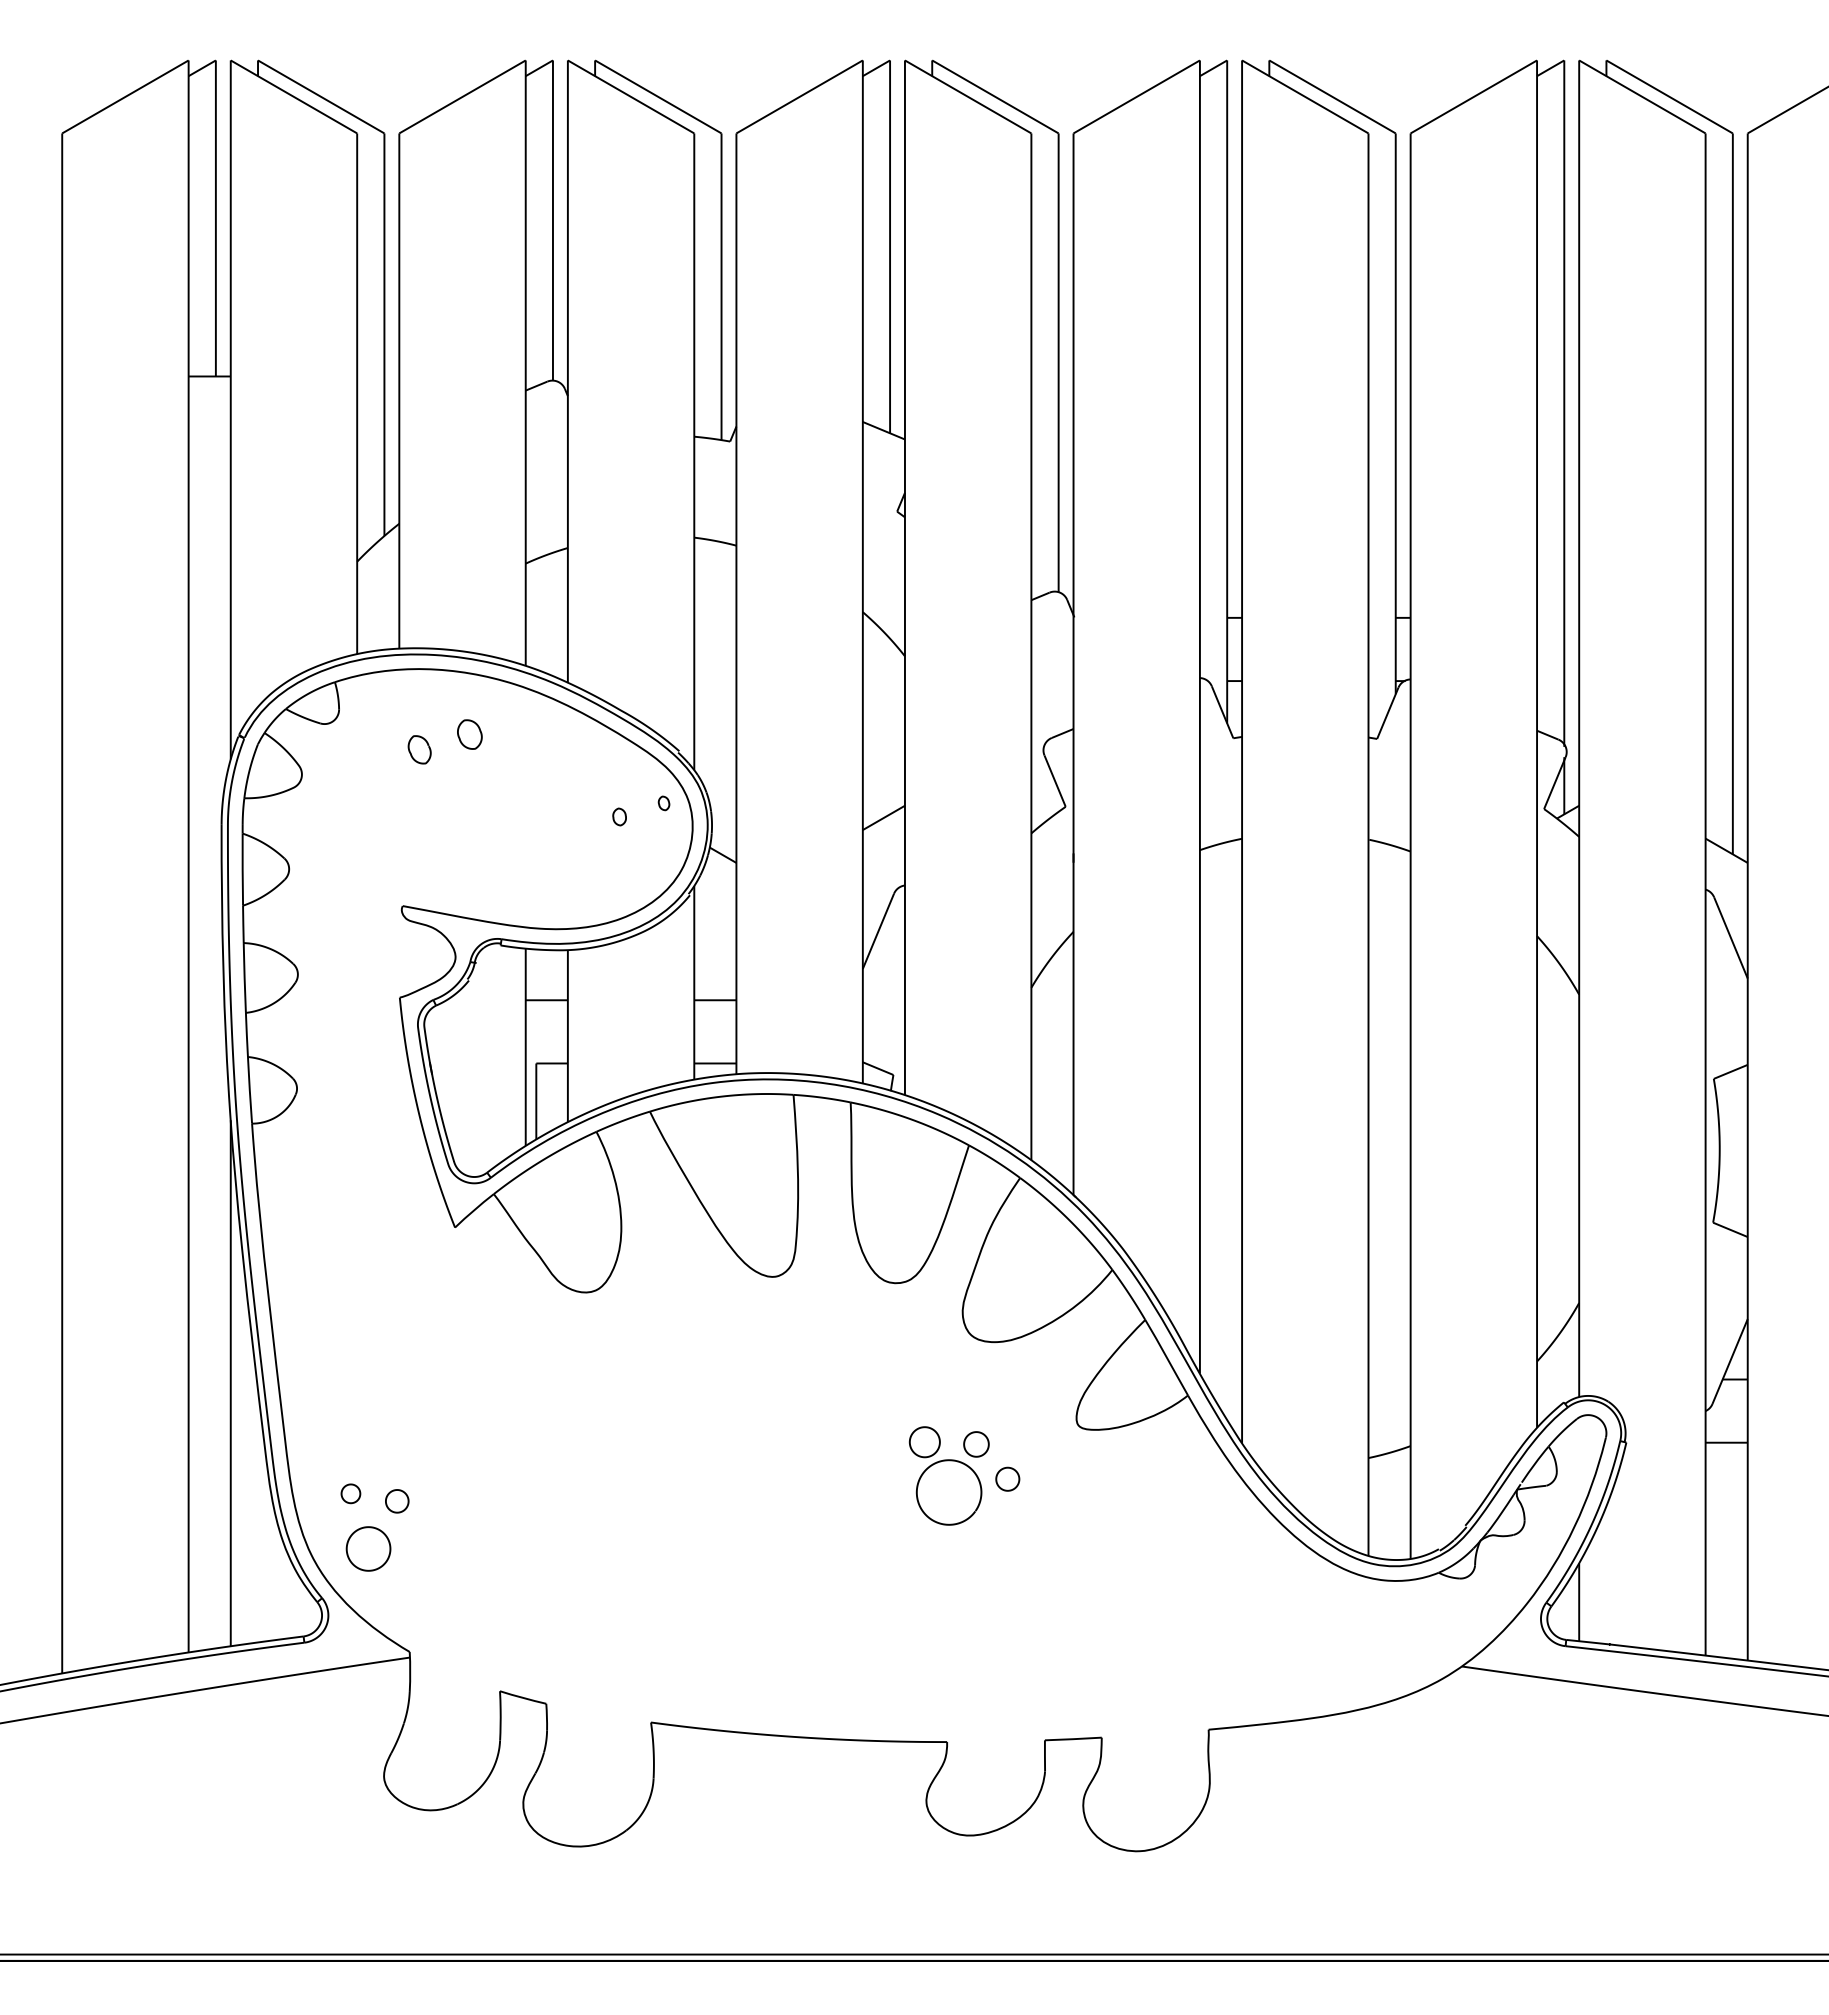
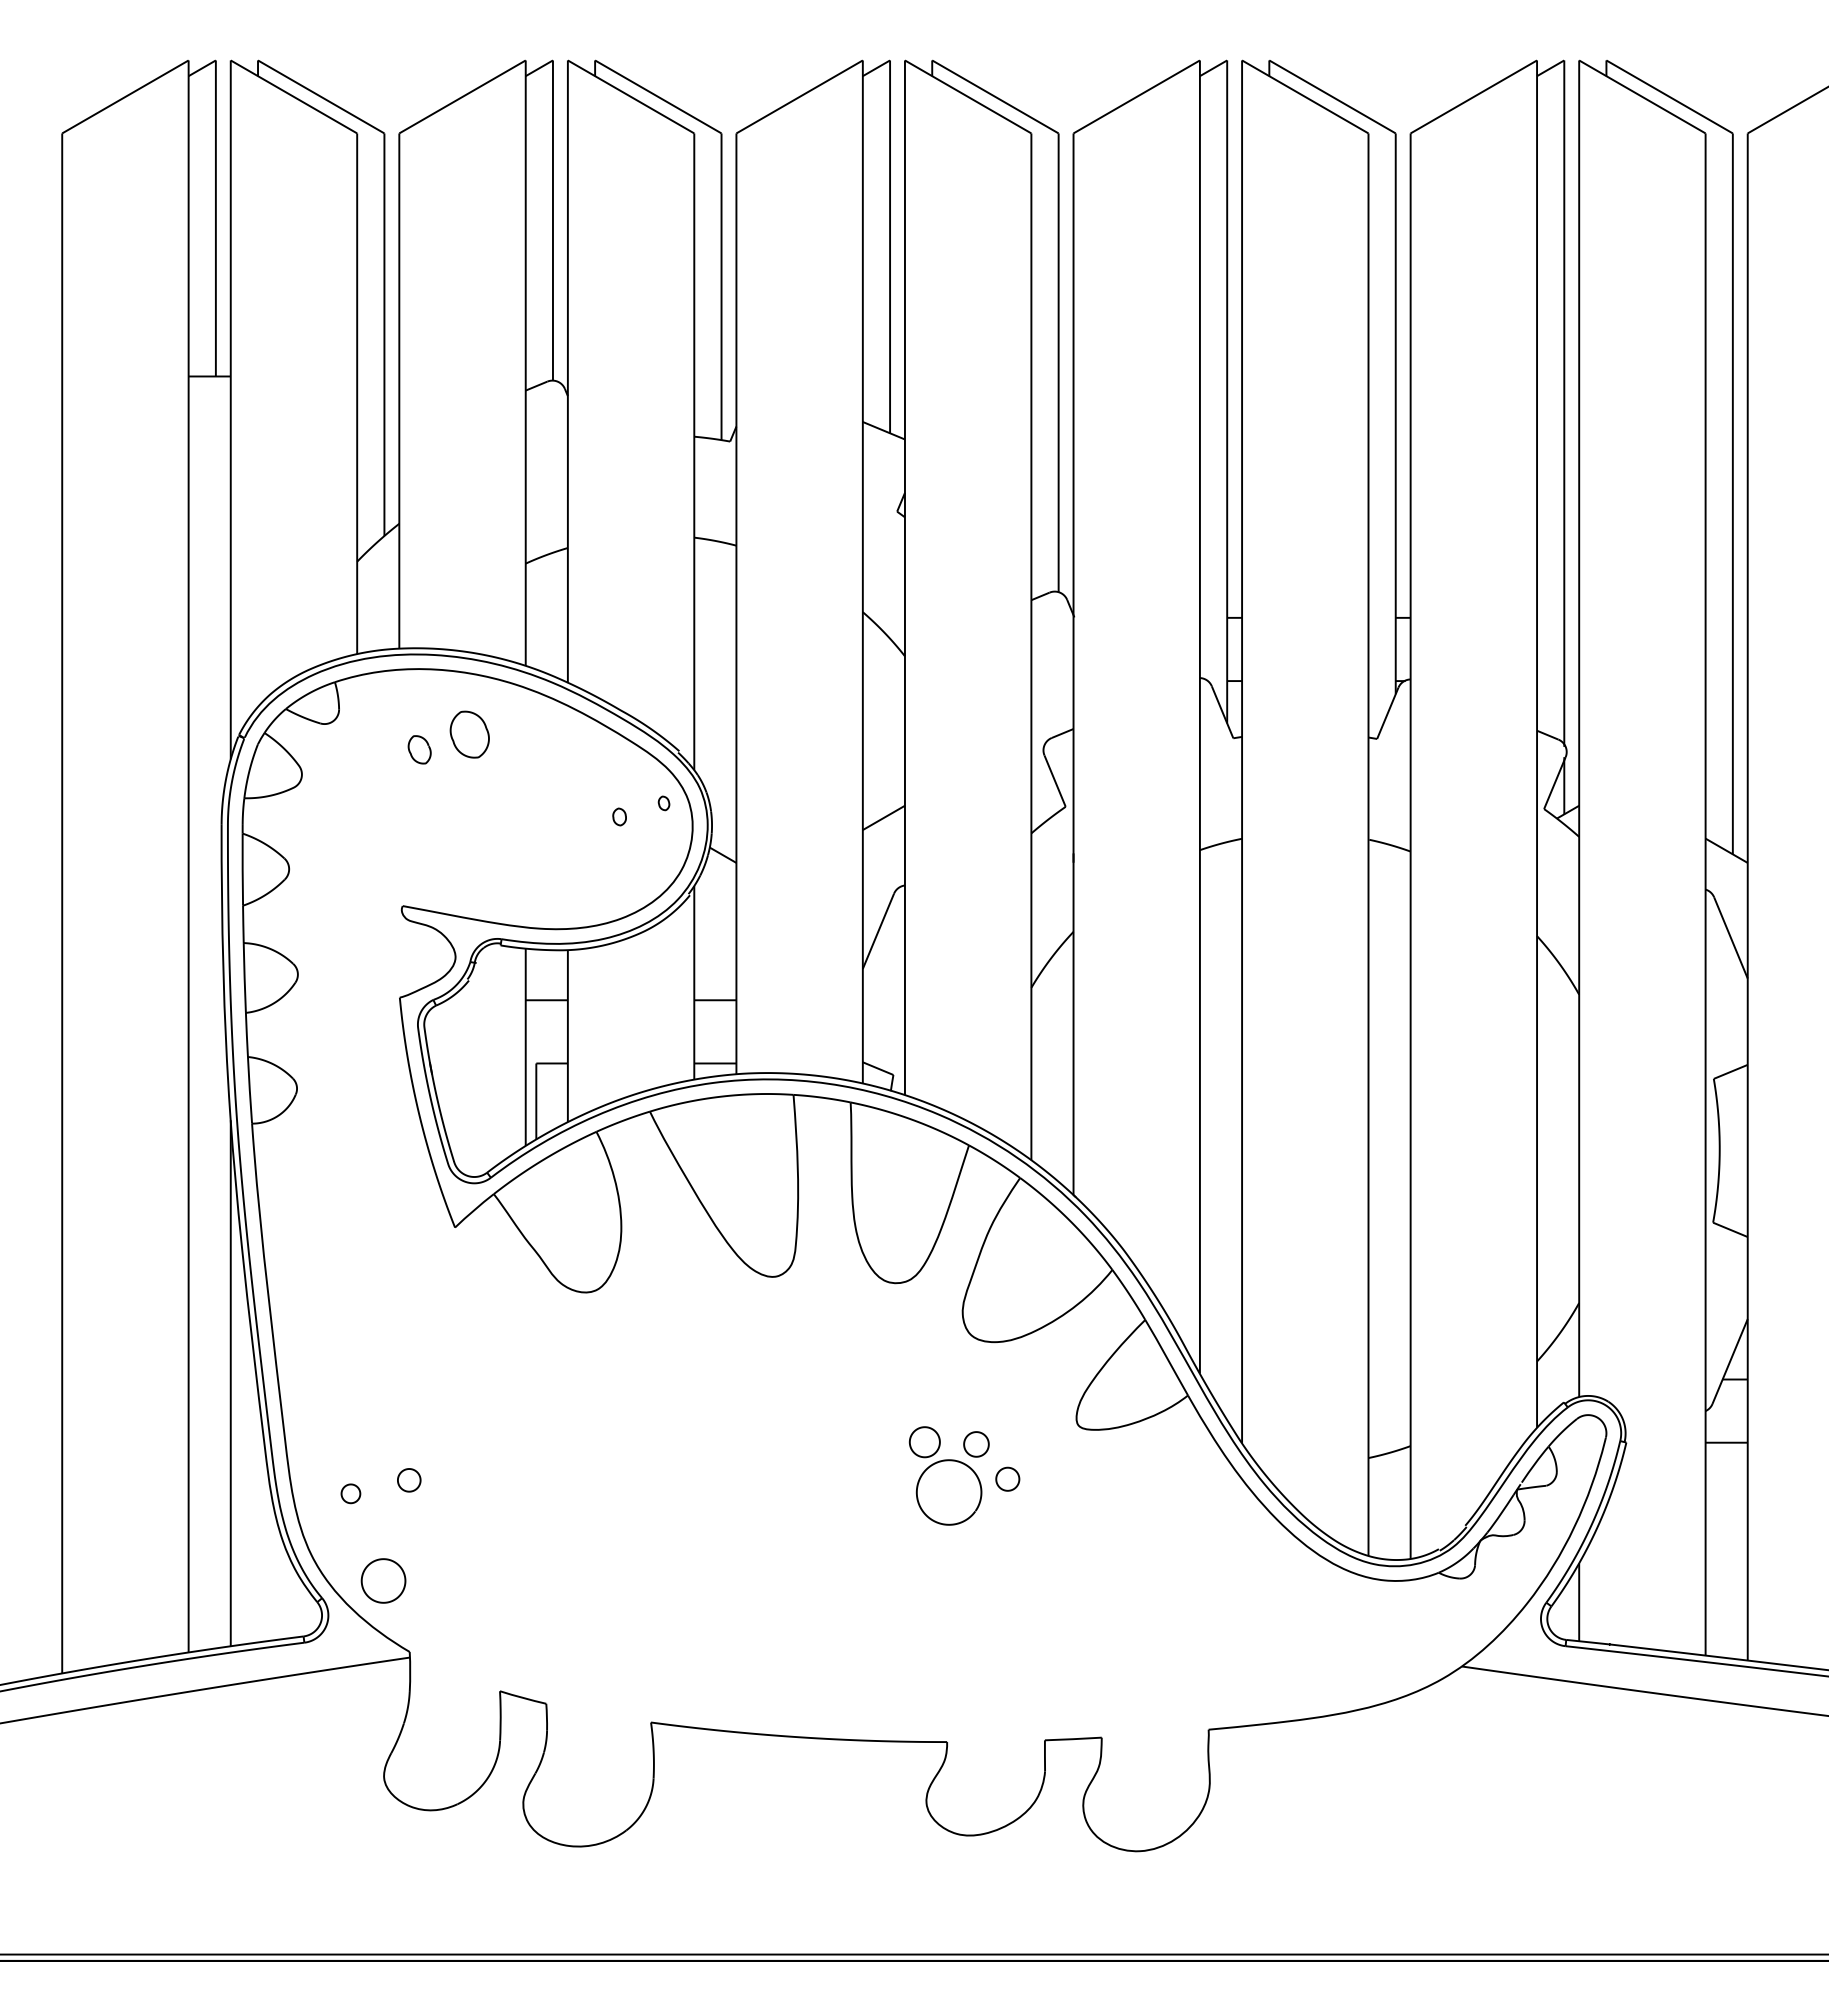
part size: 26x31 px -> 41x49 px (469, 734)
part position: (397, 1501) -> (409, 1480) (409, 1480)
part position: (368, 1548) -> (383, 1580) (383, 1580)
